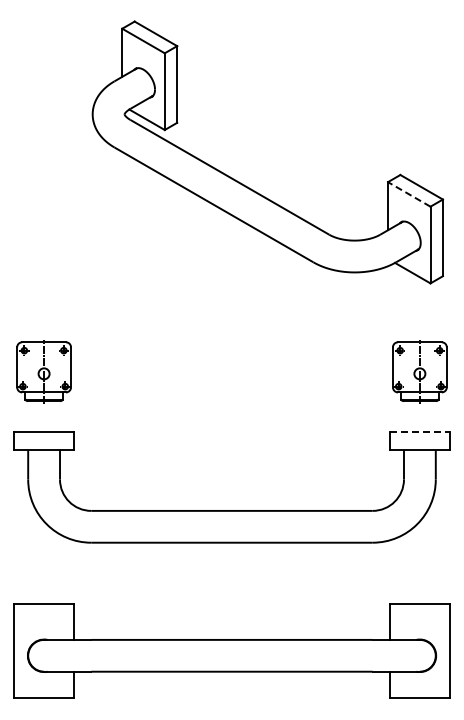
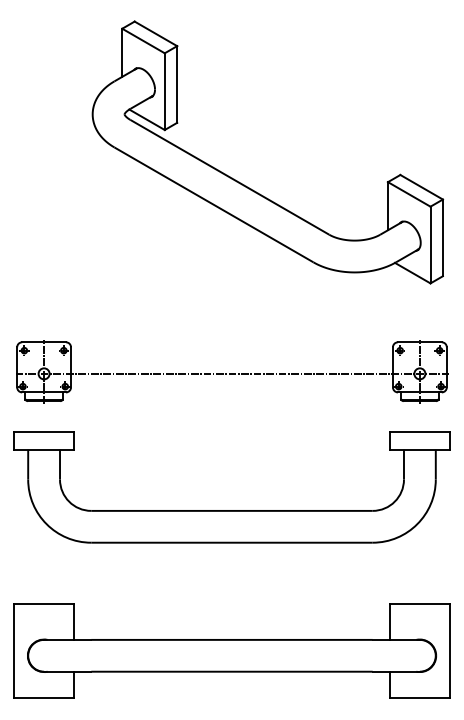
line: dashed -> solid (409, 194)
line: none -> present (231, 373)
line: dashed -> solid (420, 432)
